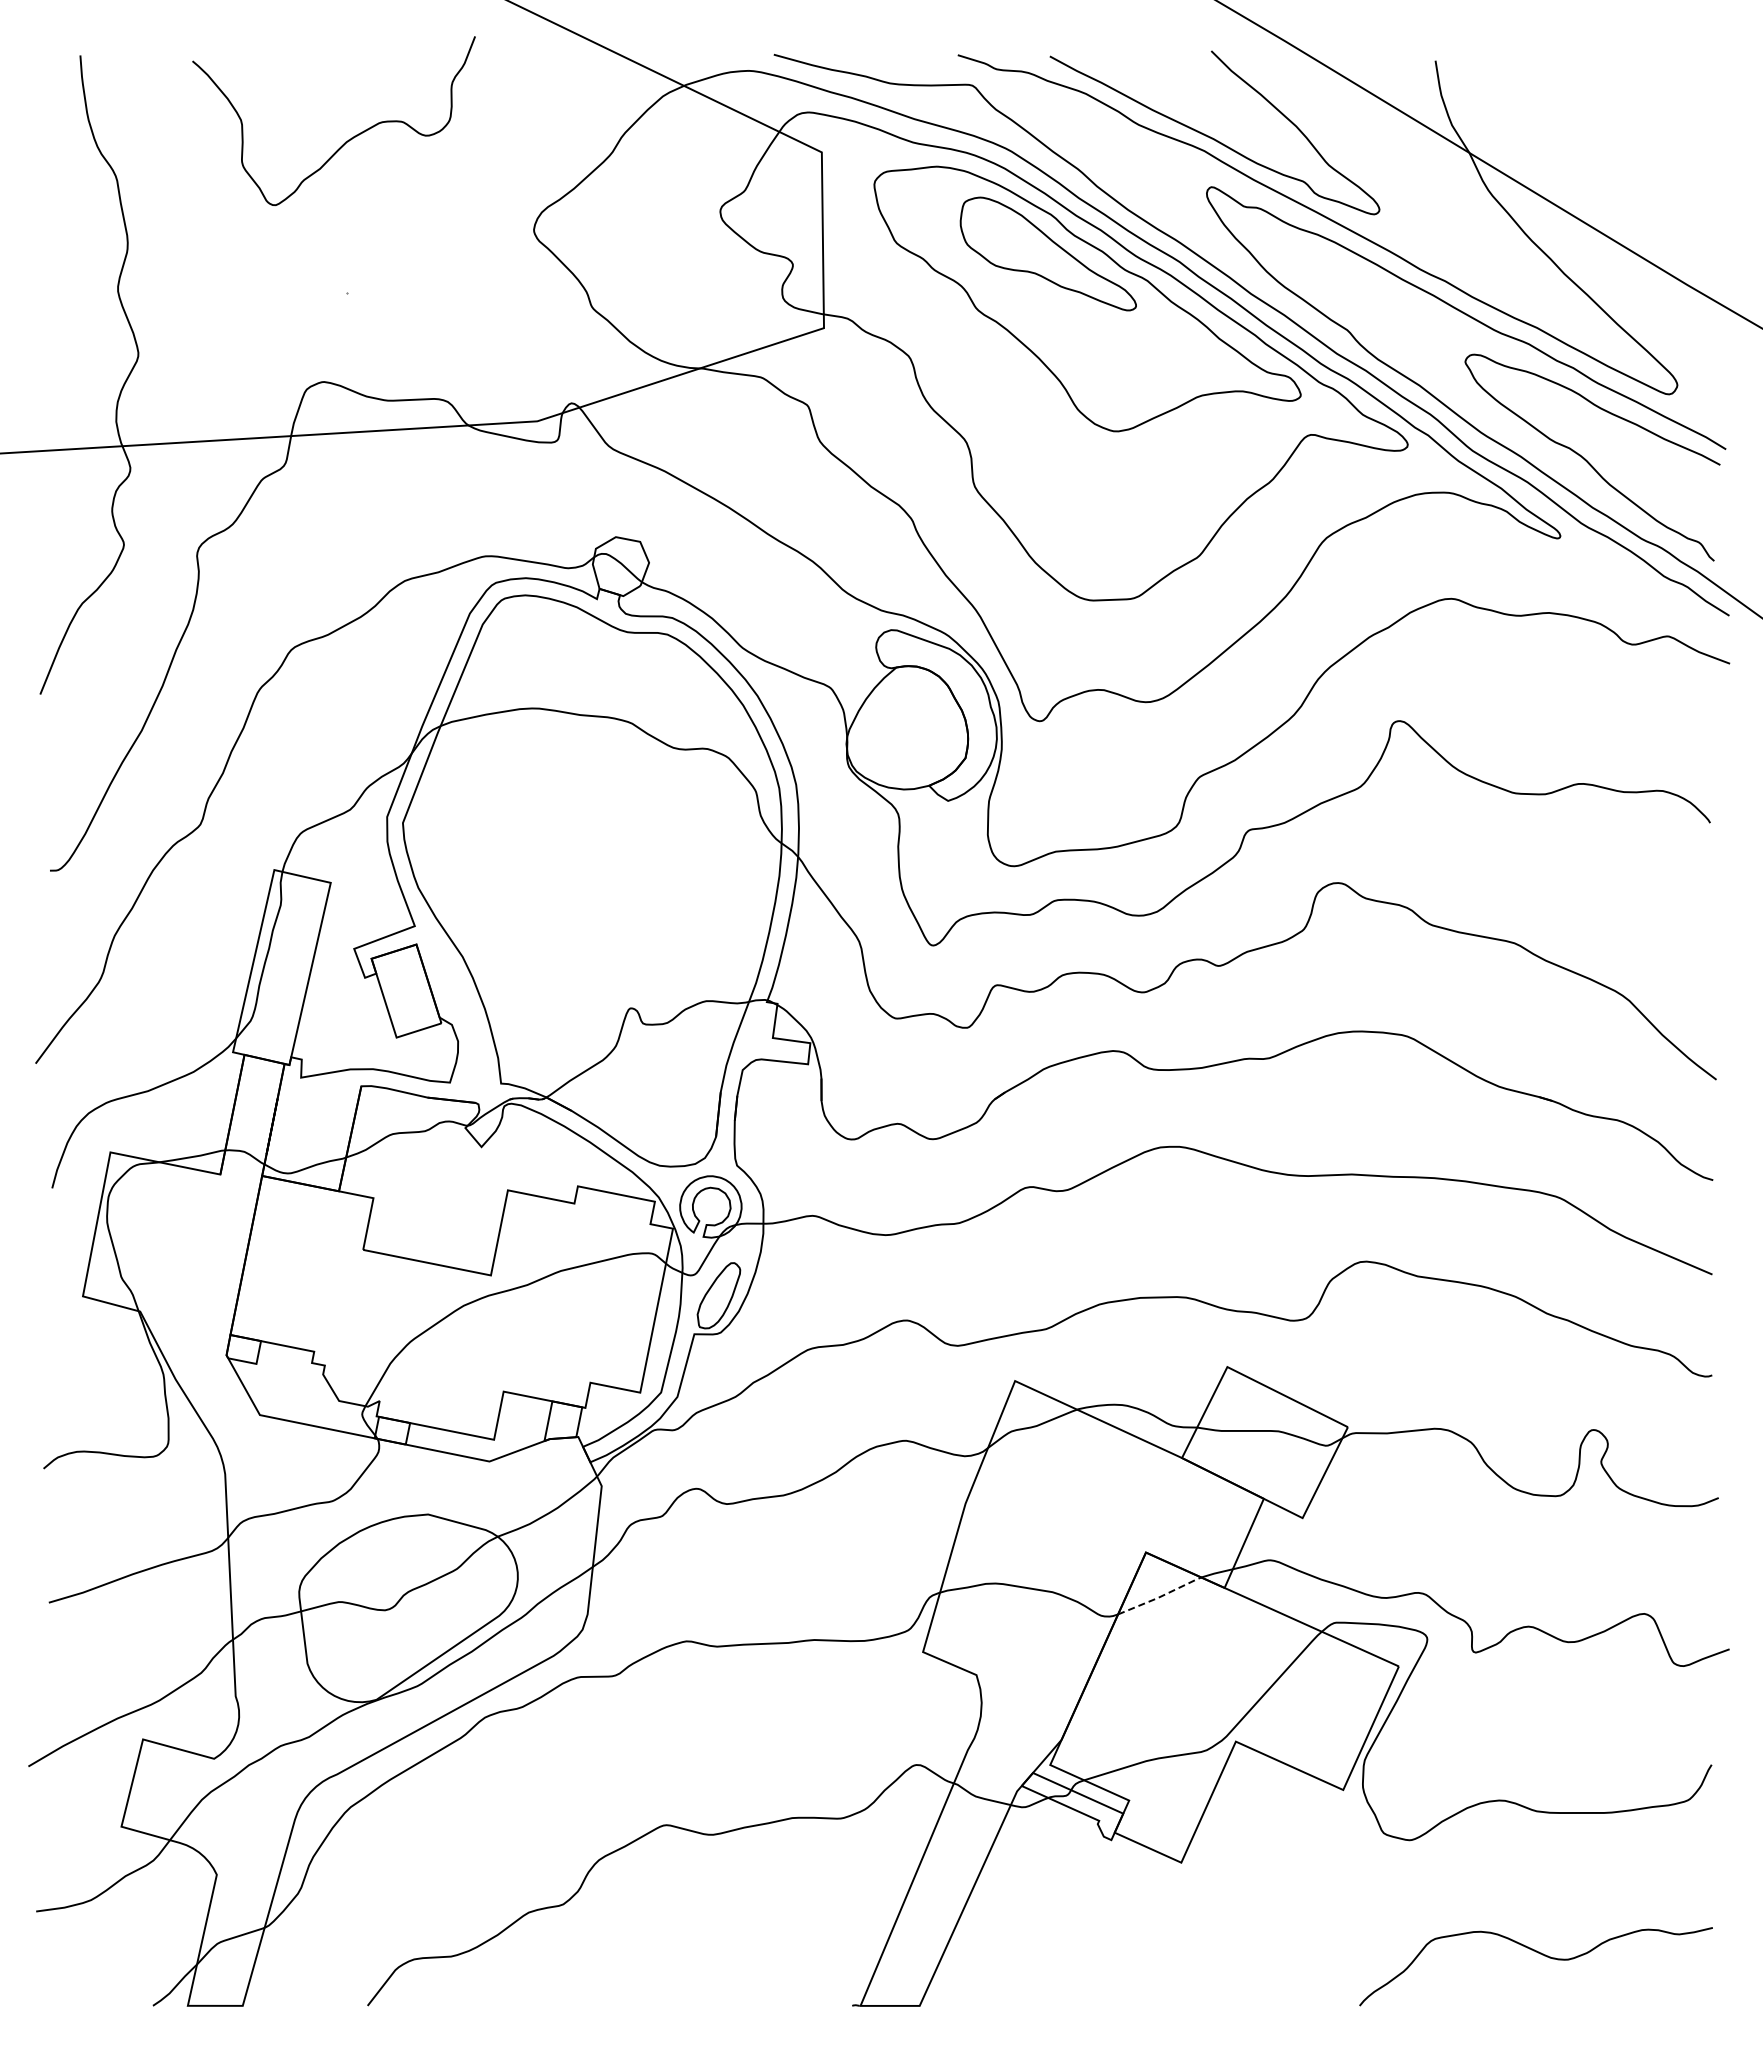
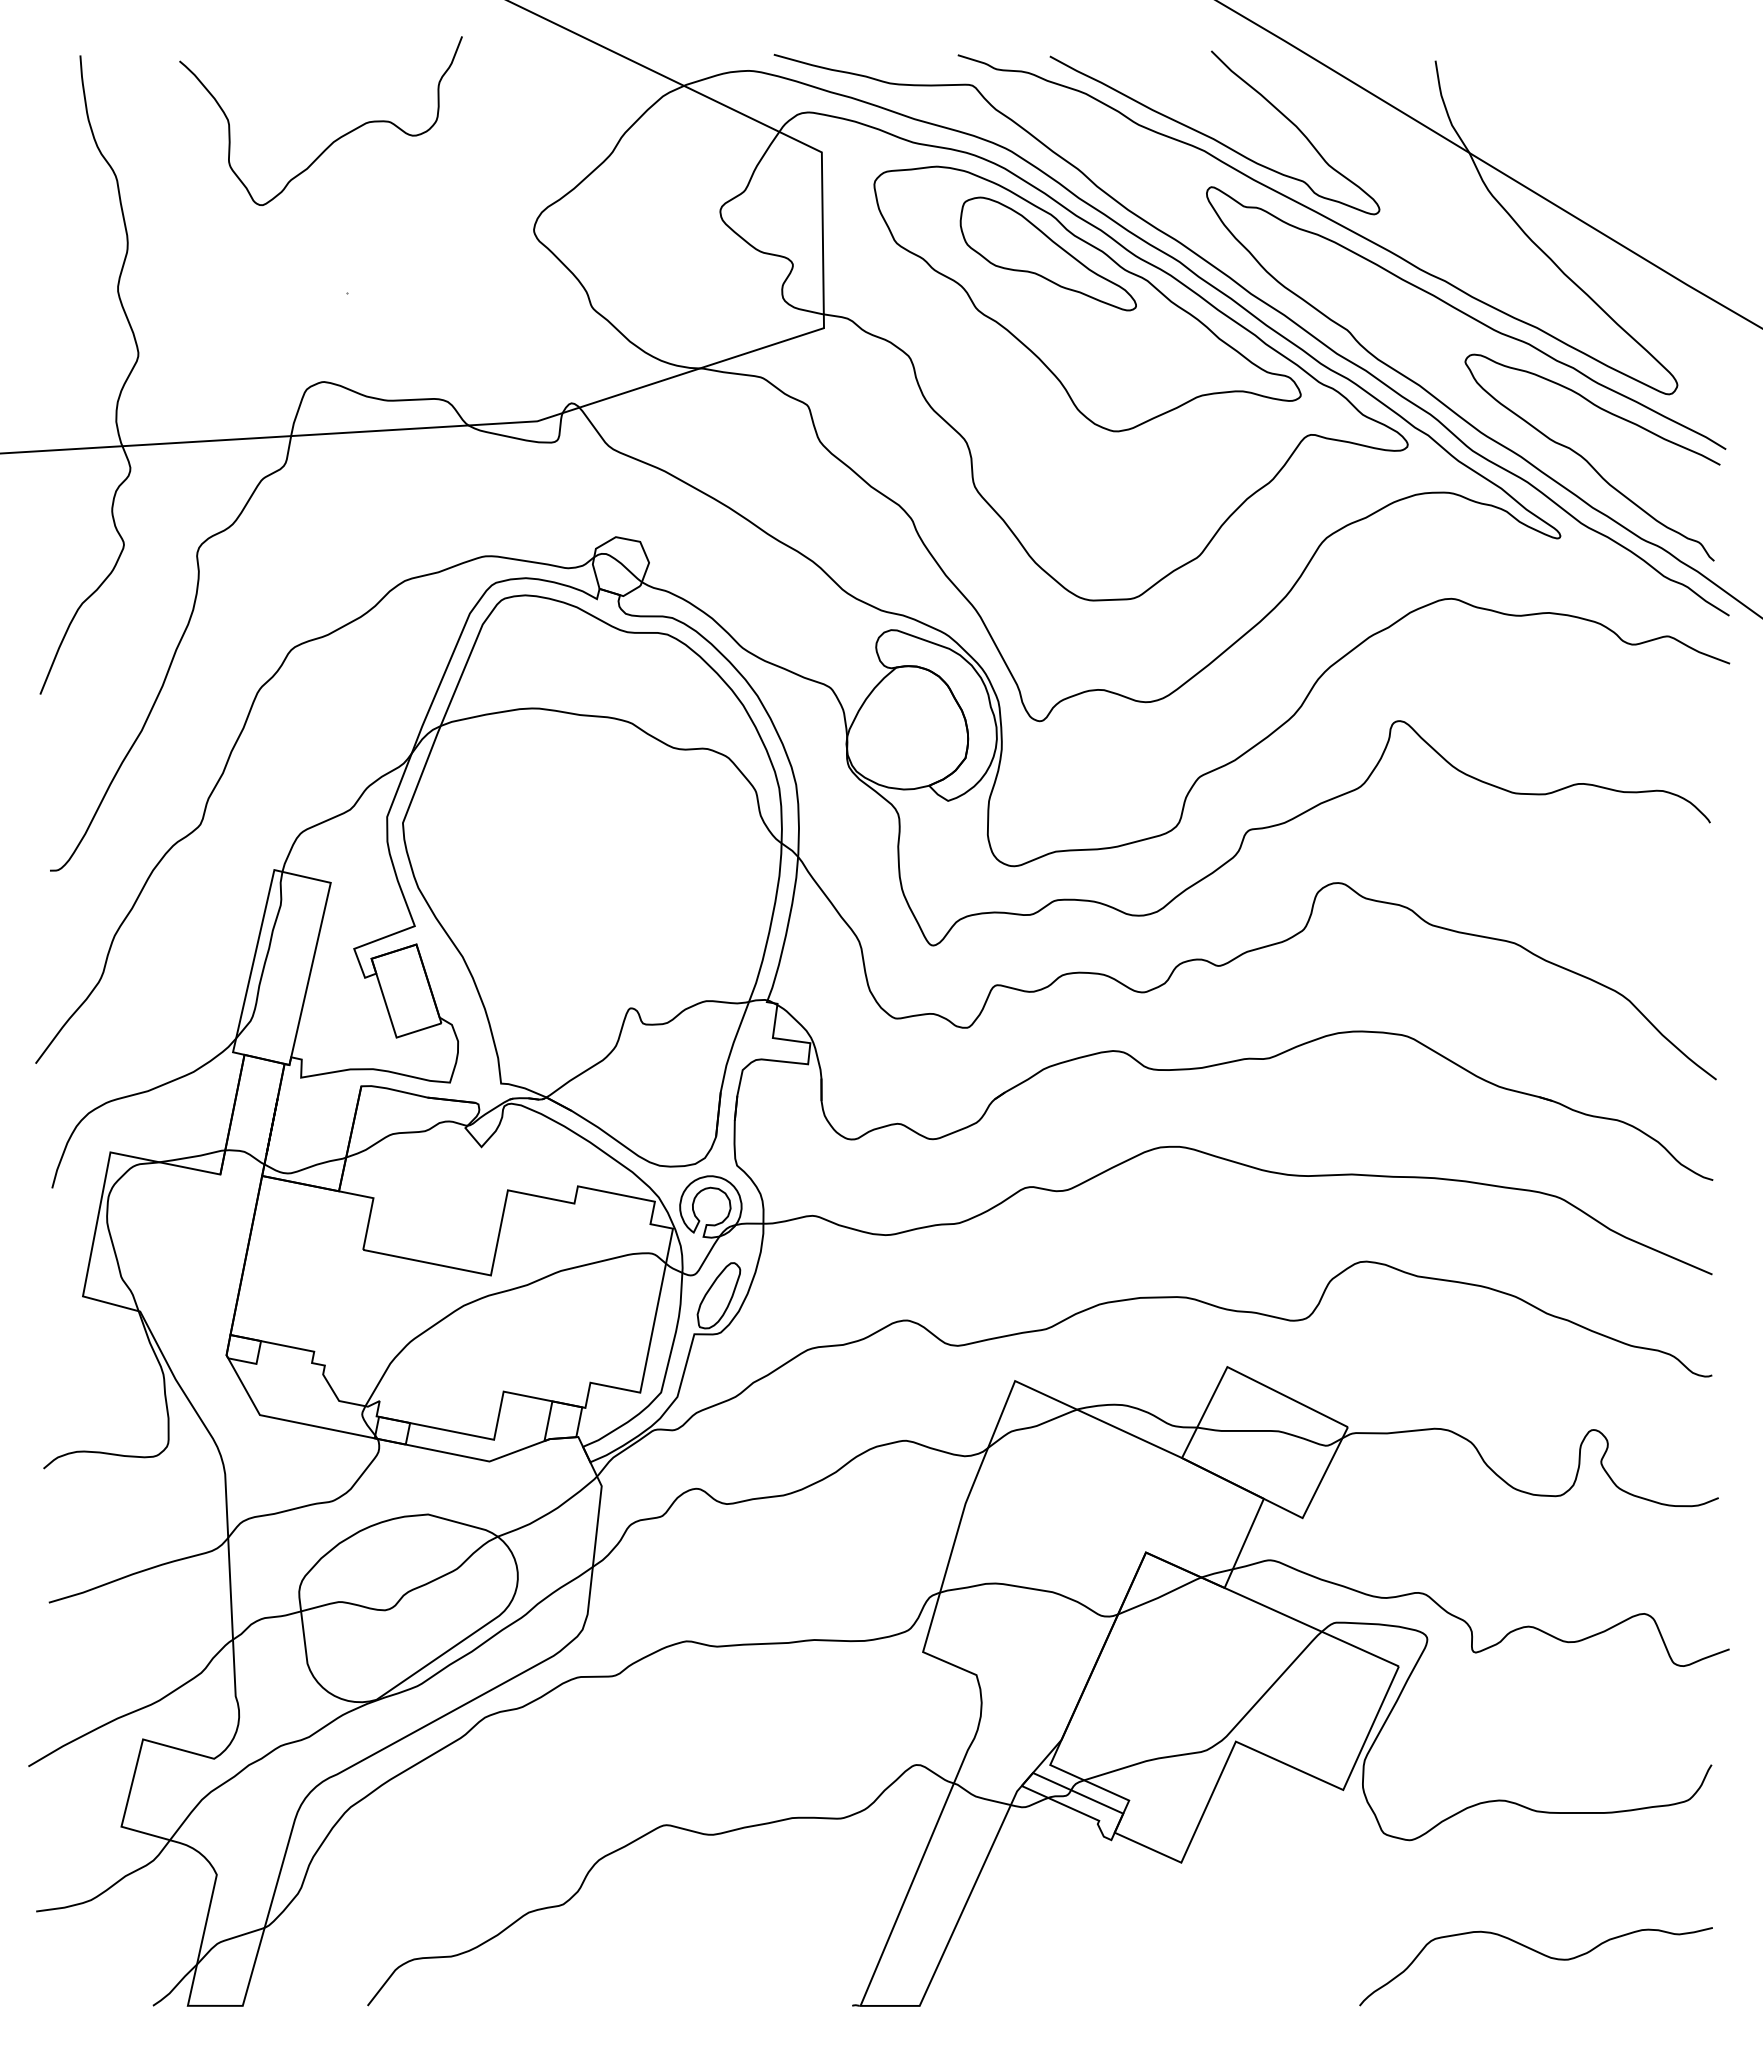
curve position: (345, 141) -> (332, 141) (332, 141)
line: dashed -> solid (1160, 1596)
